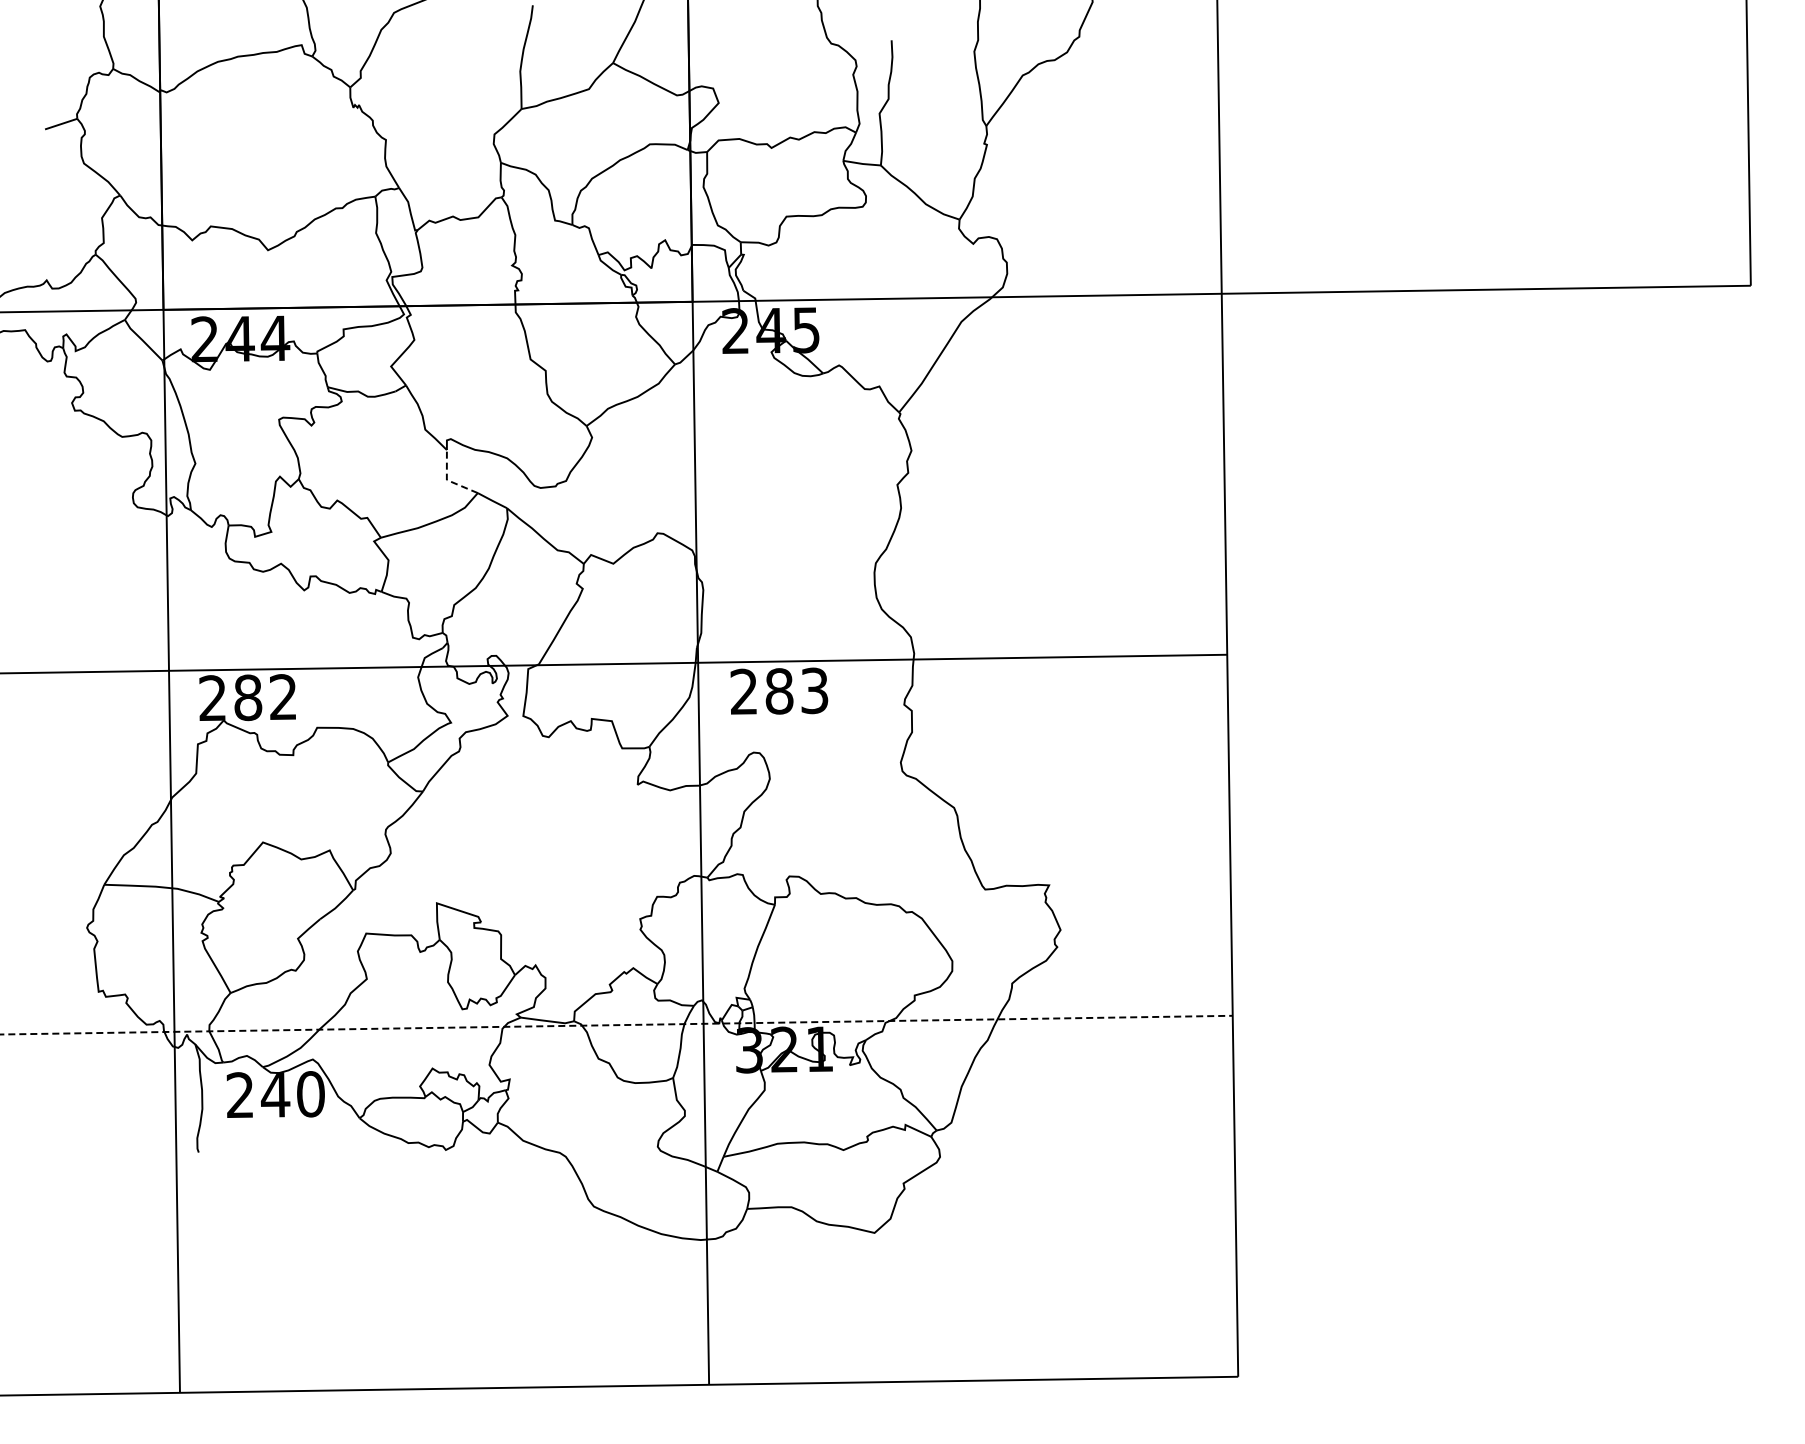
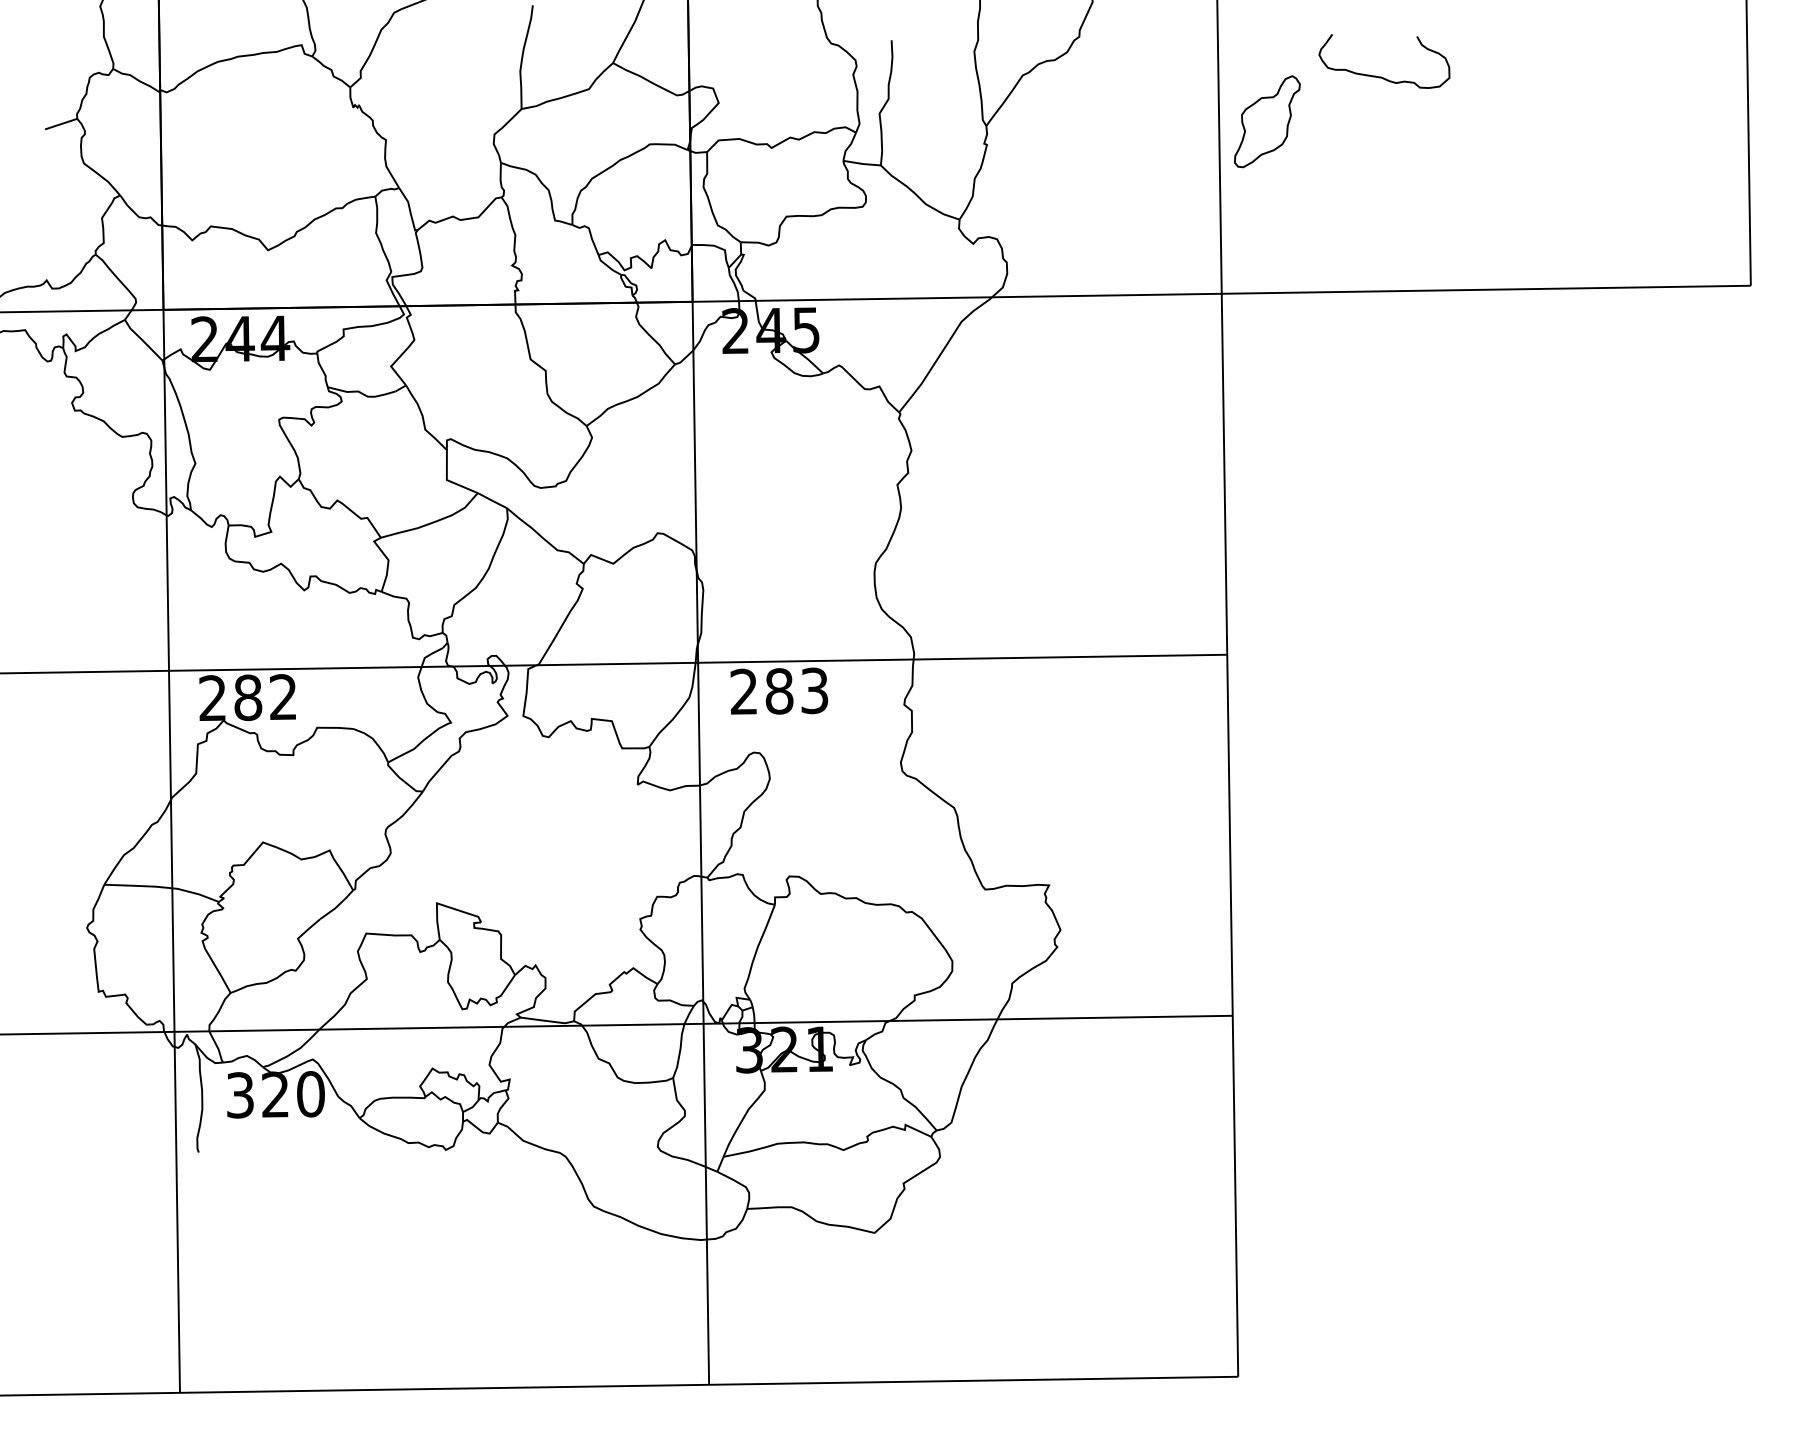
part: none -> present (1381, 76)
part: none -> present (1267, 121)
line: dashed -> solid (447, 480)
line: dashed -> solid (617, 1025)
text: 240 -> 320 (258, 1094)
